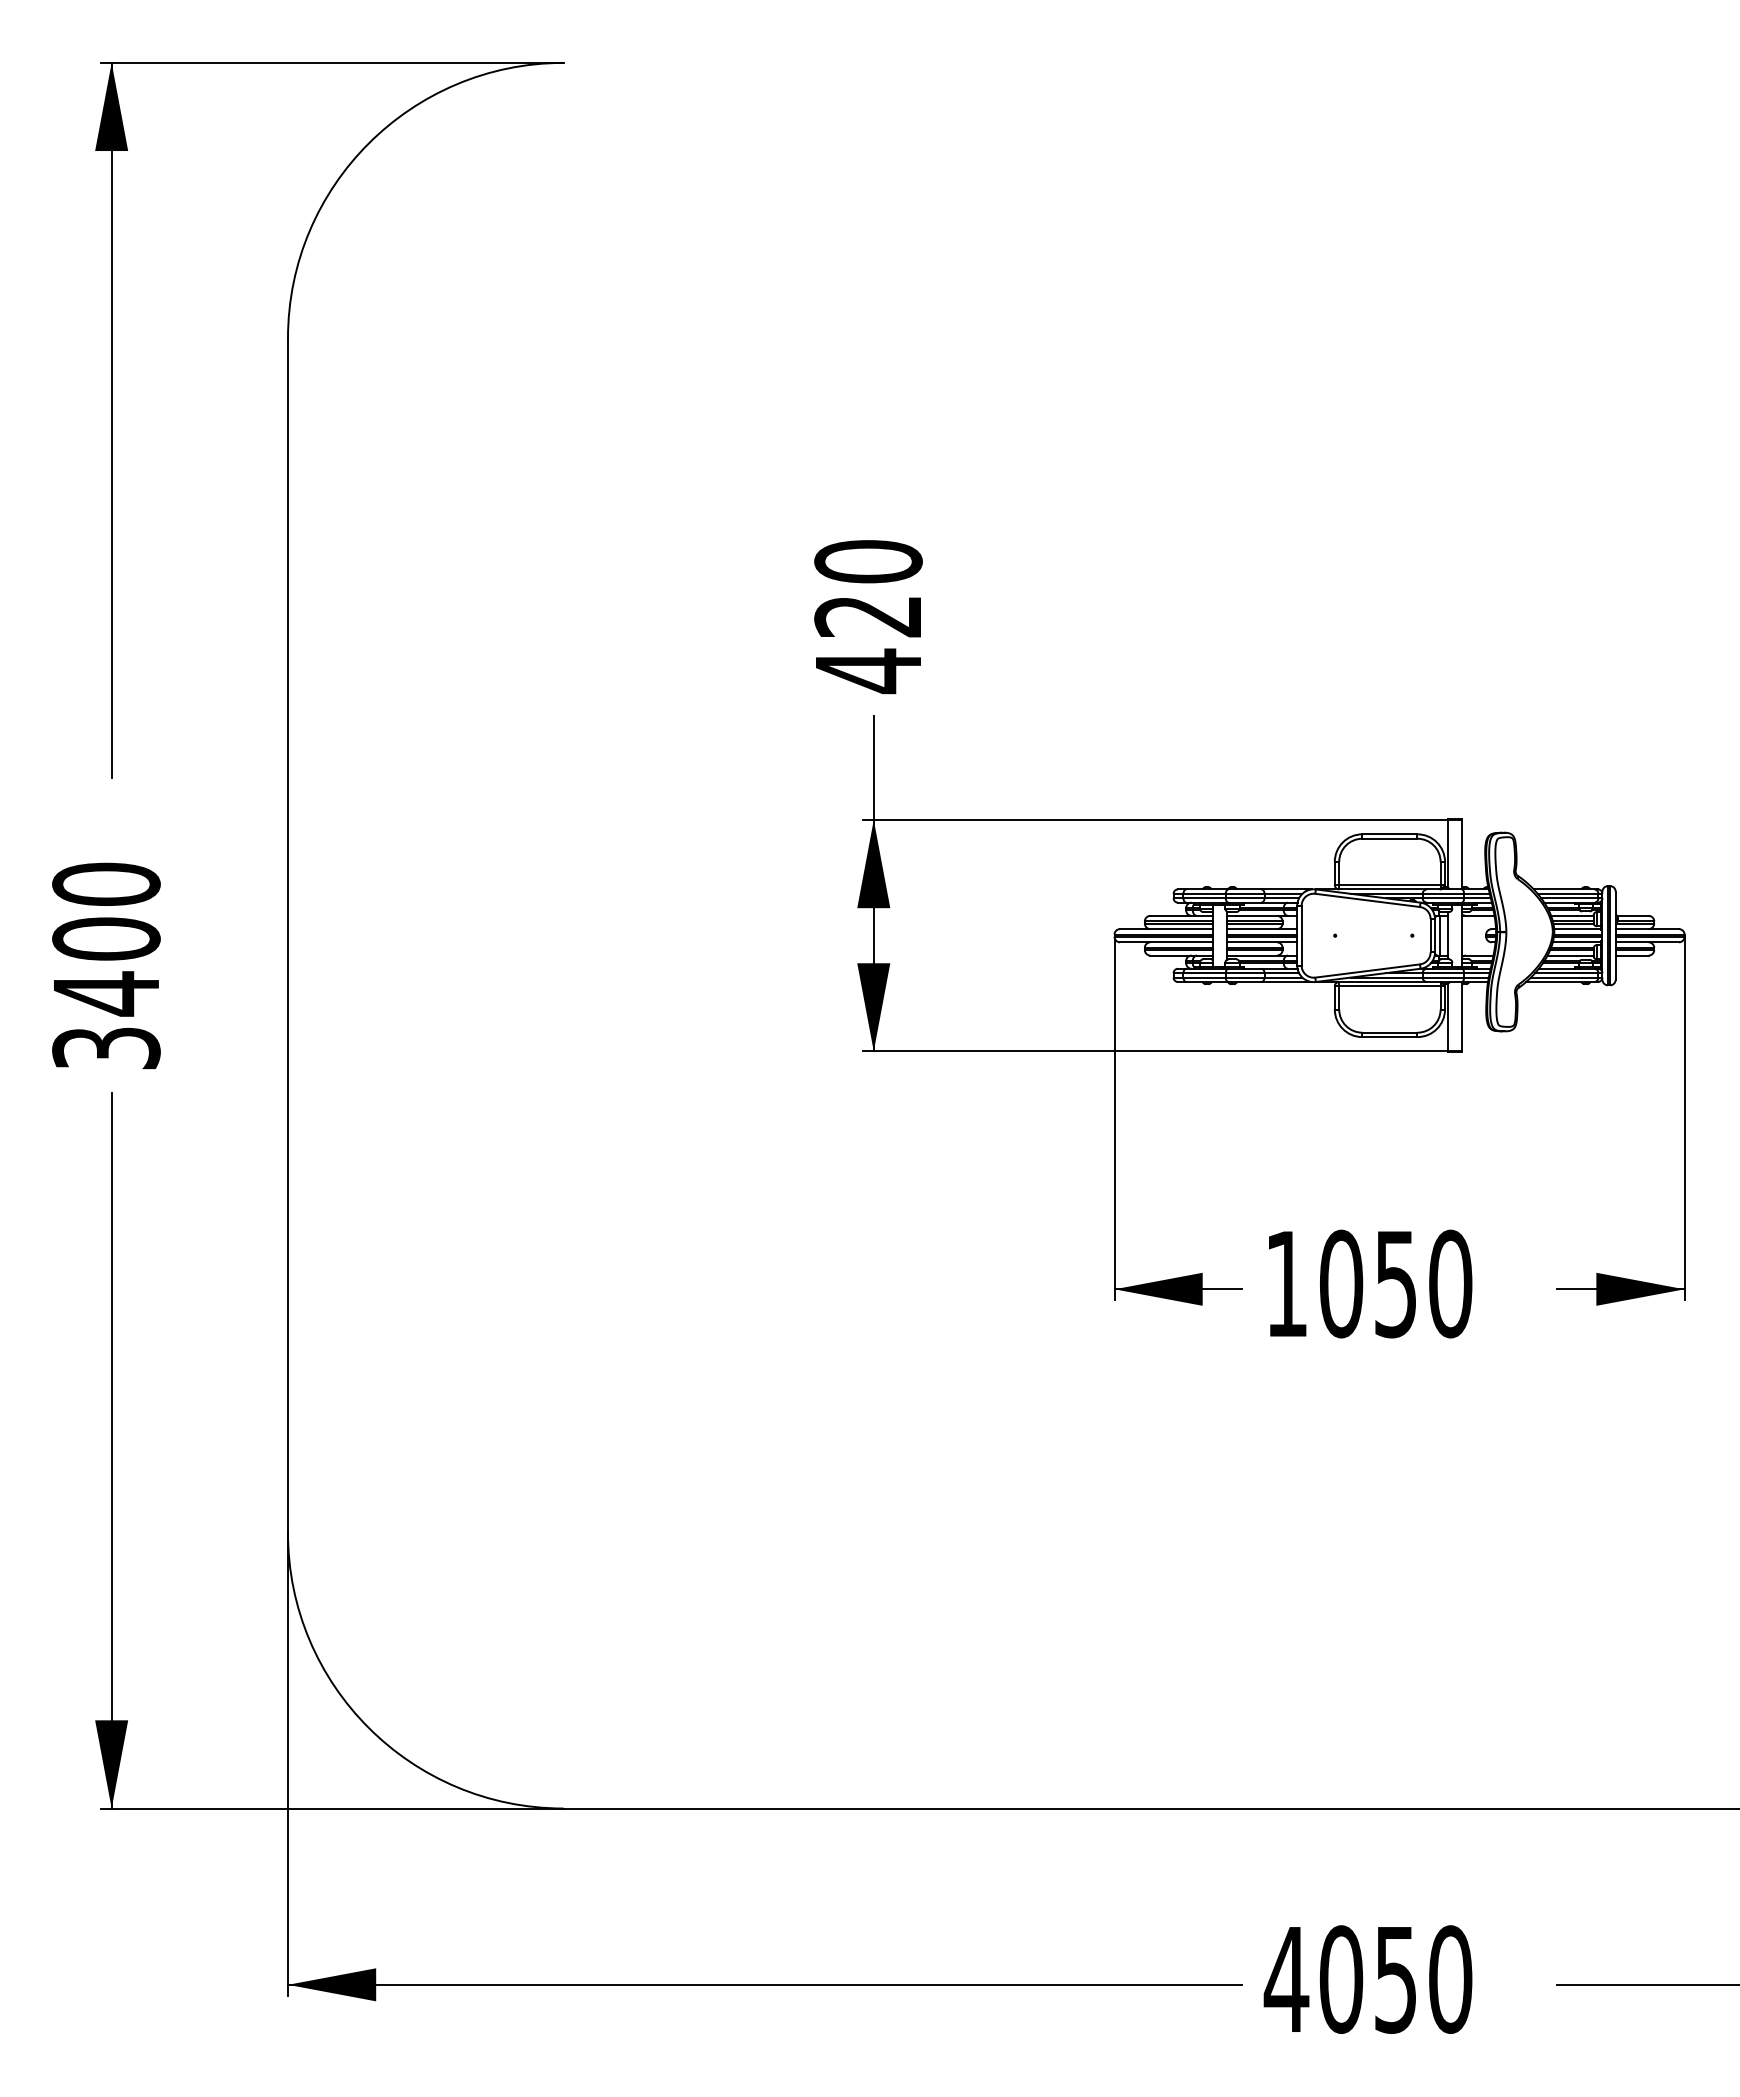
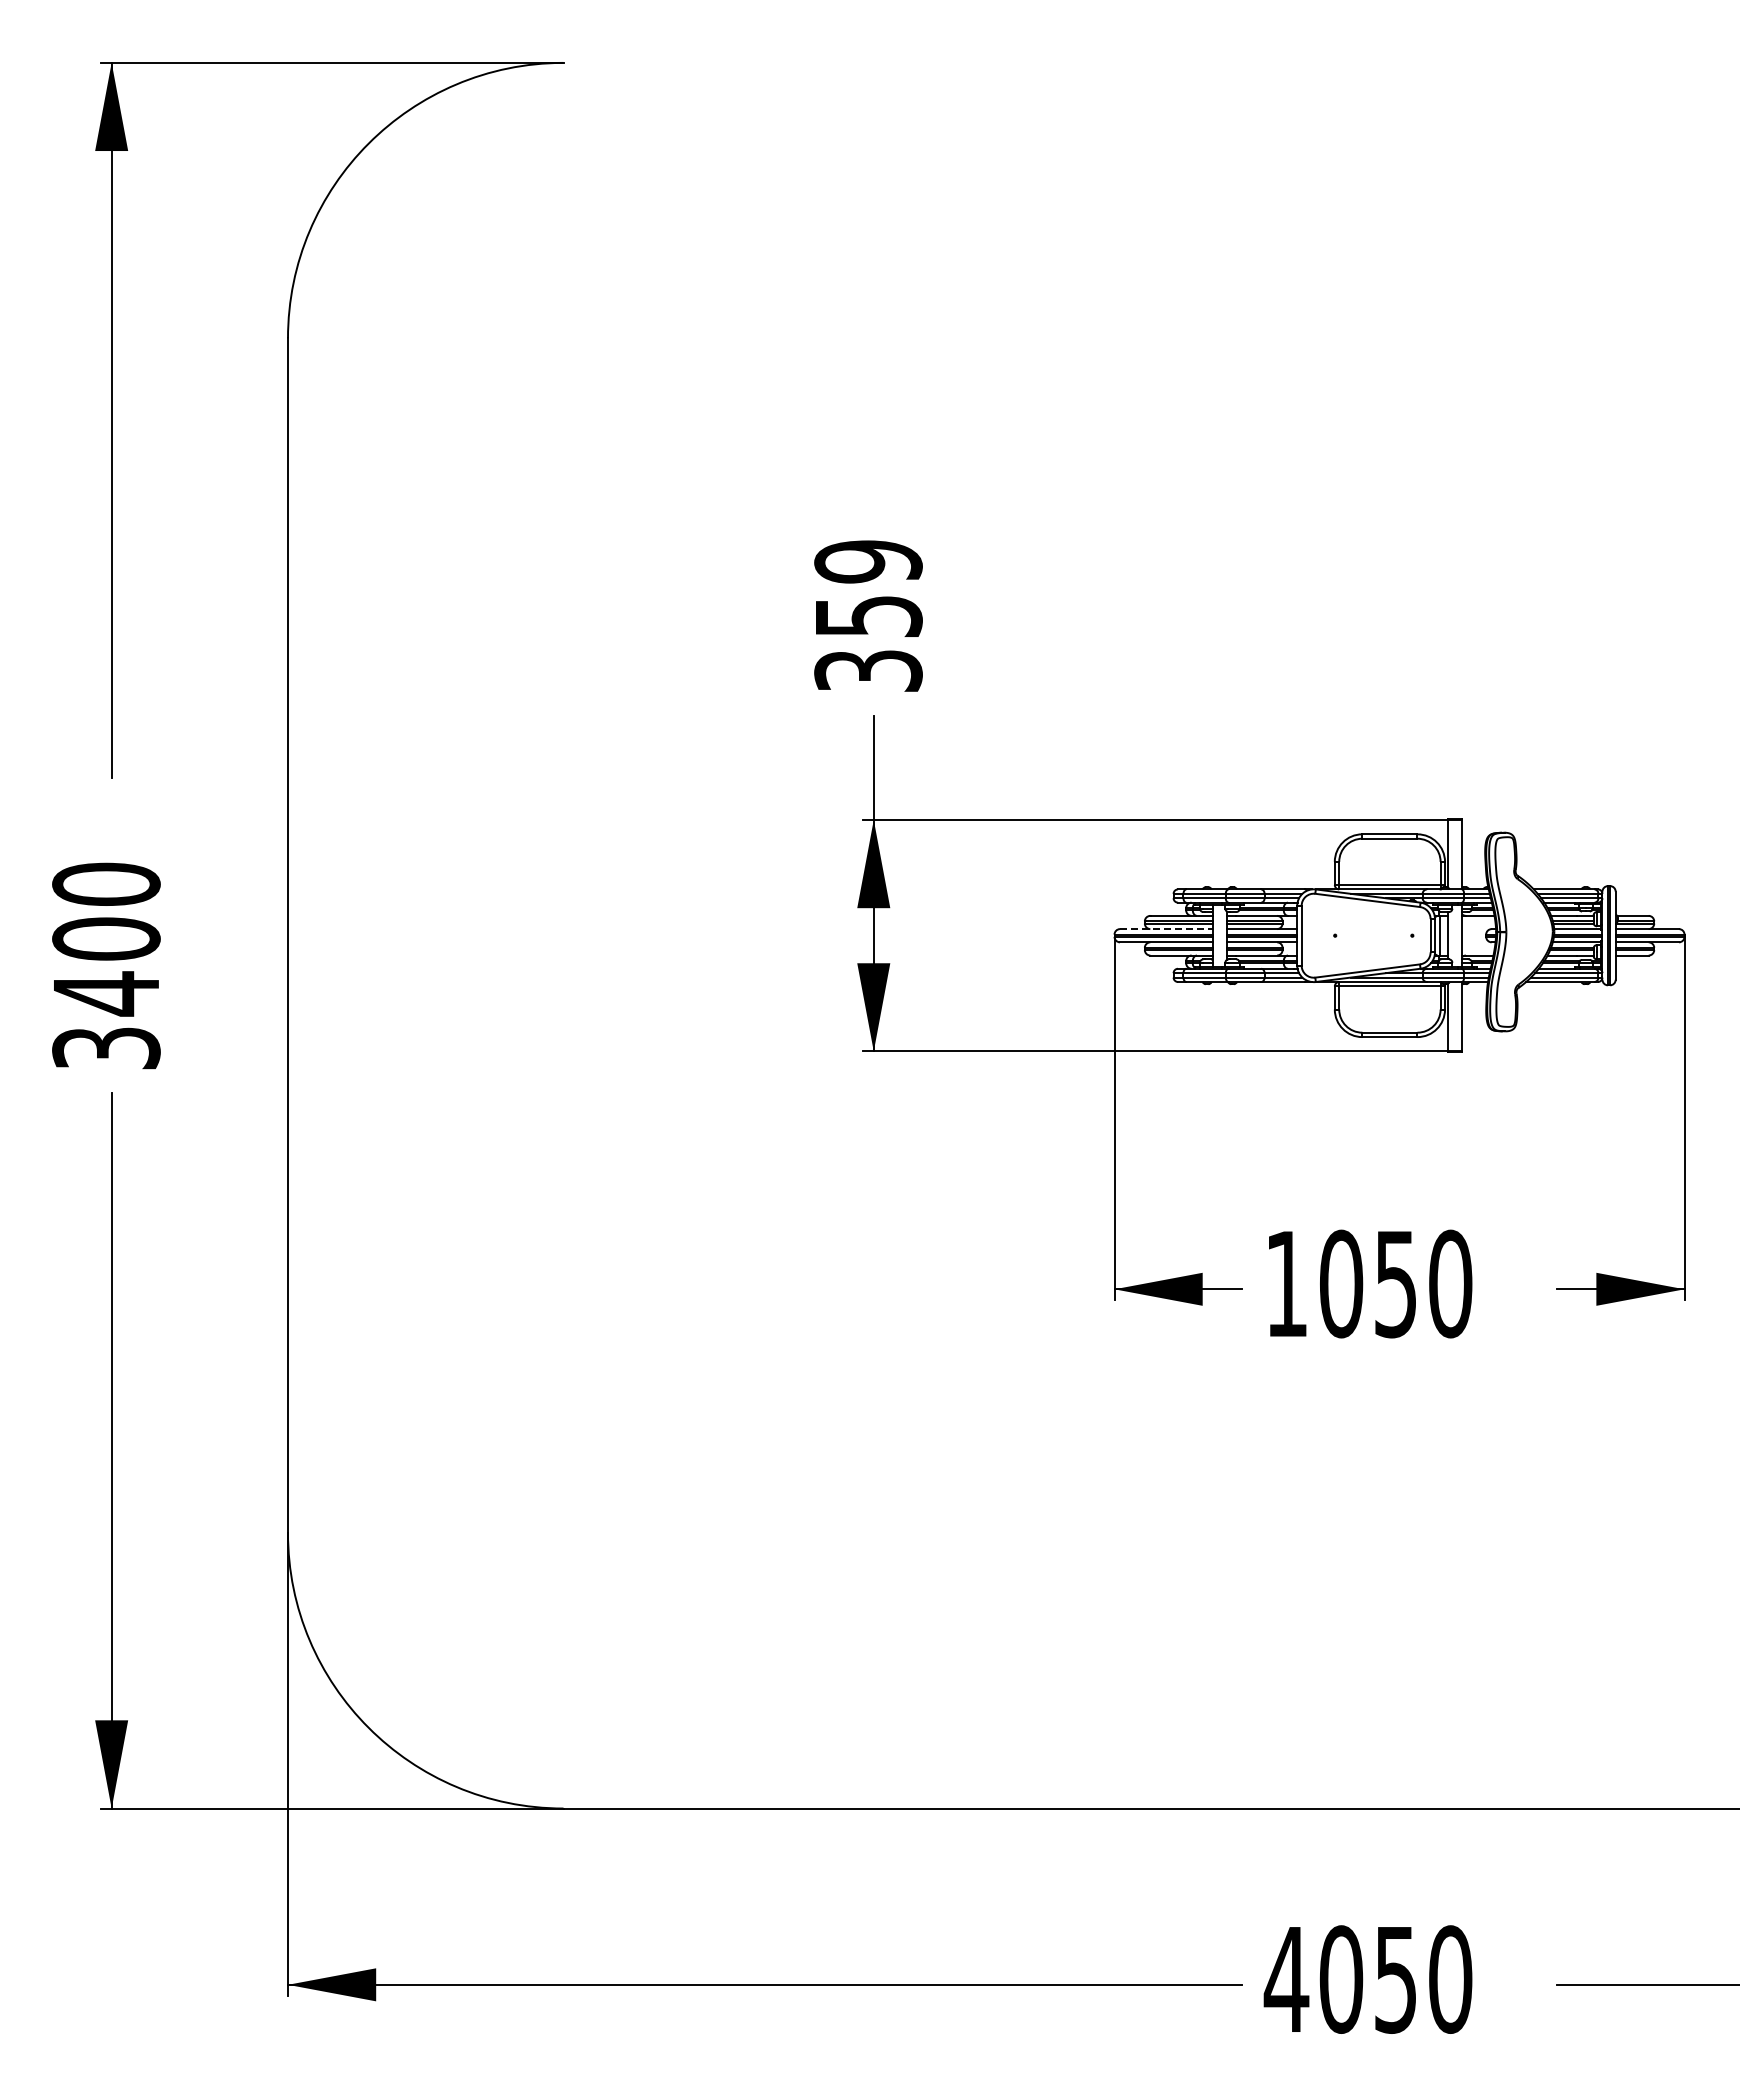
text: 420 -> 359 (868, 617)
line: solid -> dashed (1166, 929)
